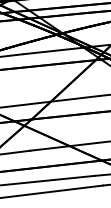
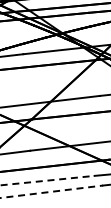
line: solid -> dashed (47, 180)
line: solid -> dashed (51, 191)
